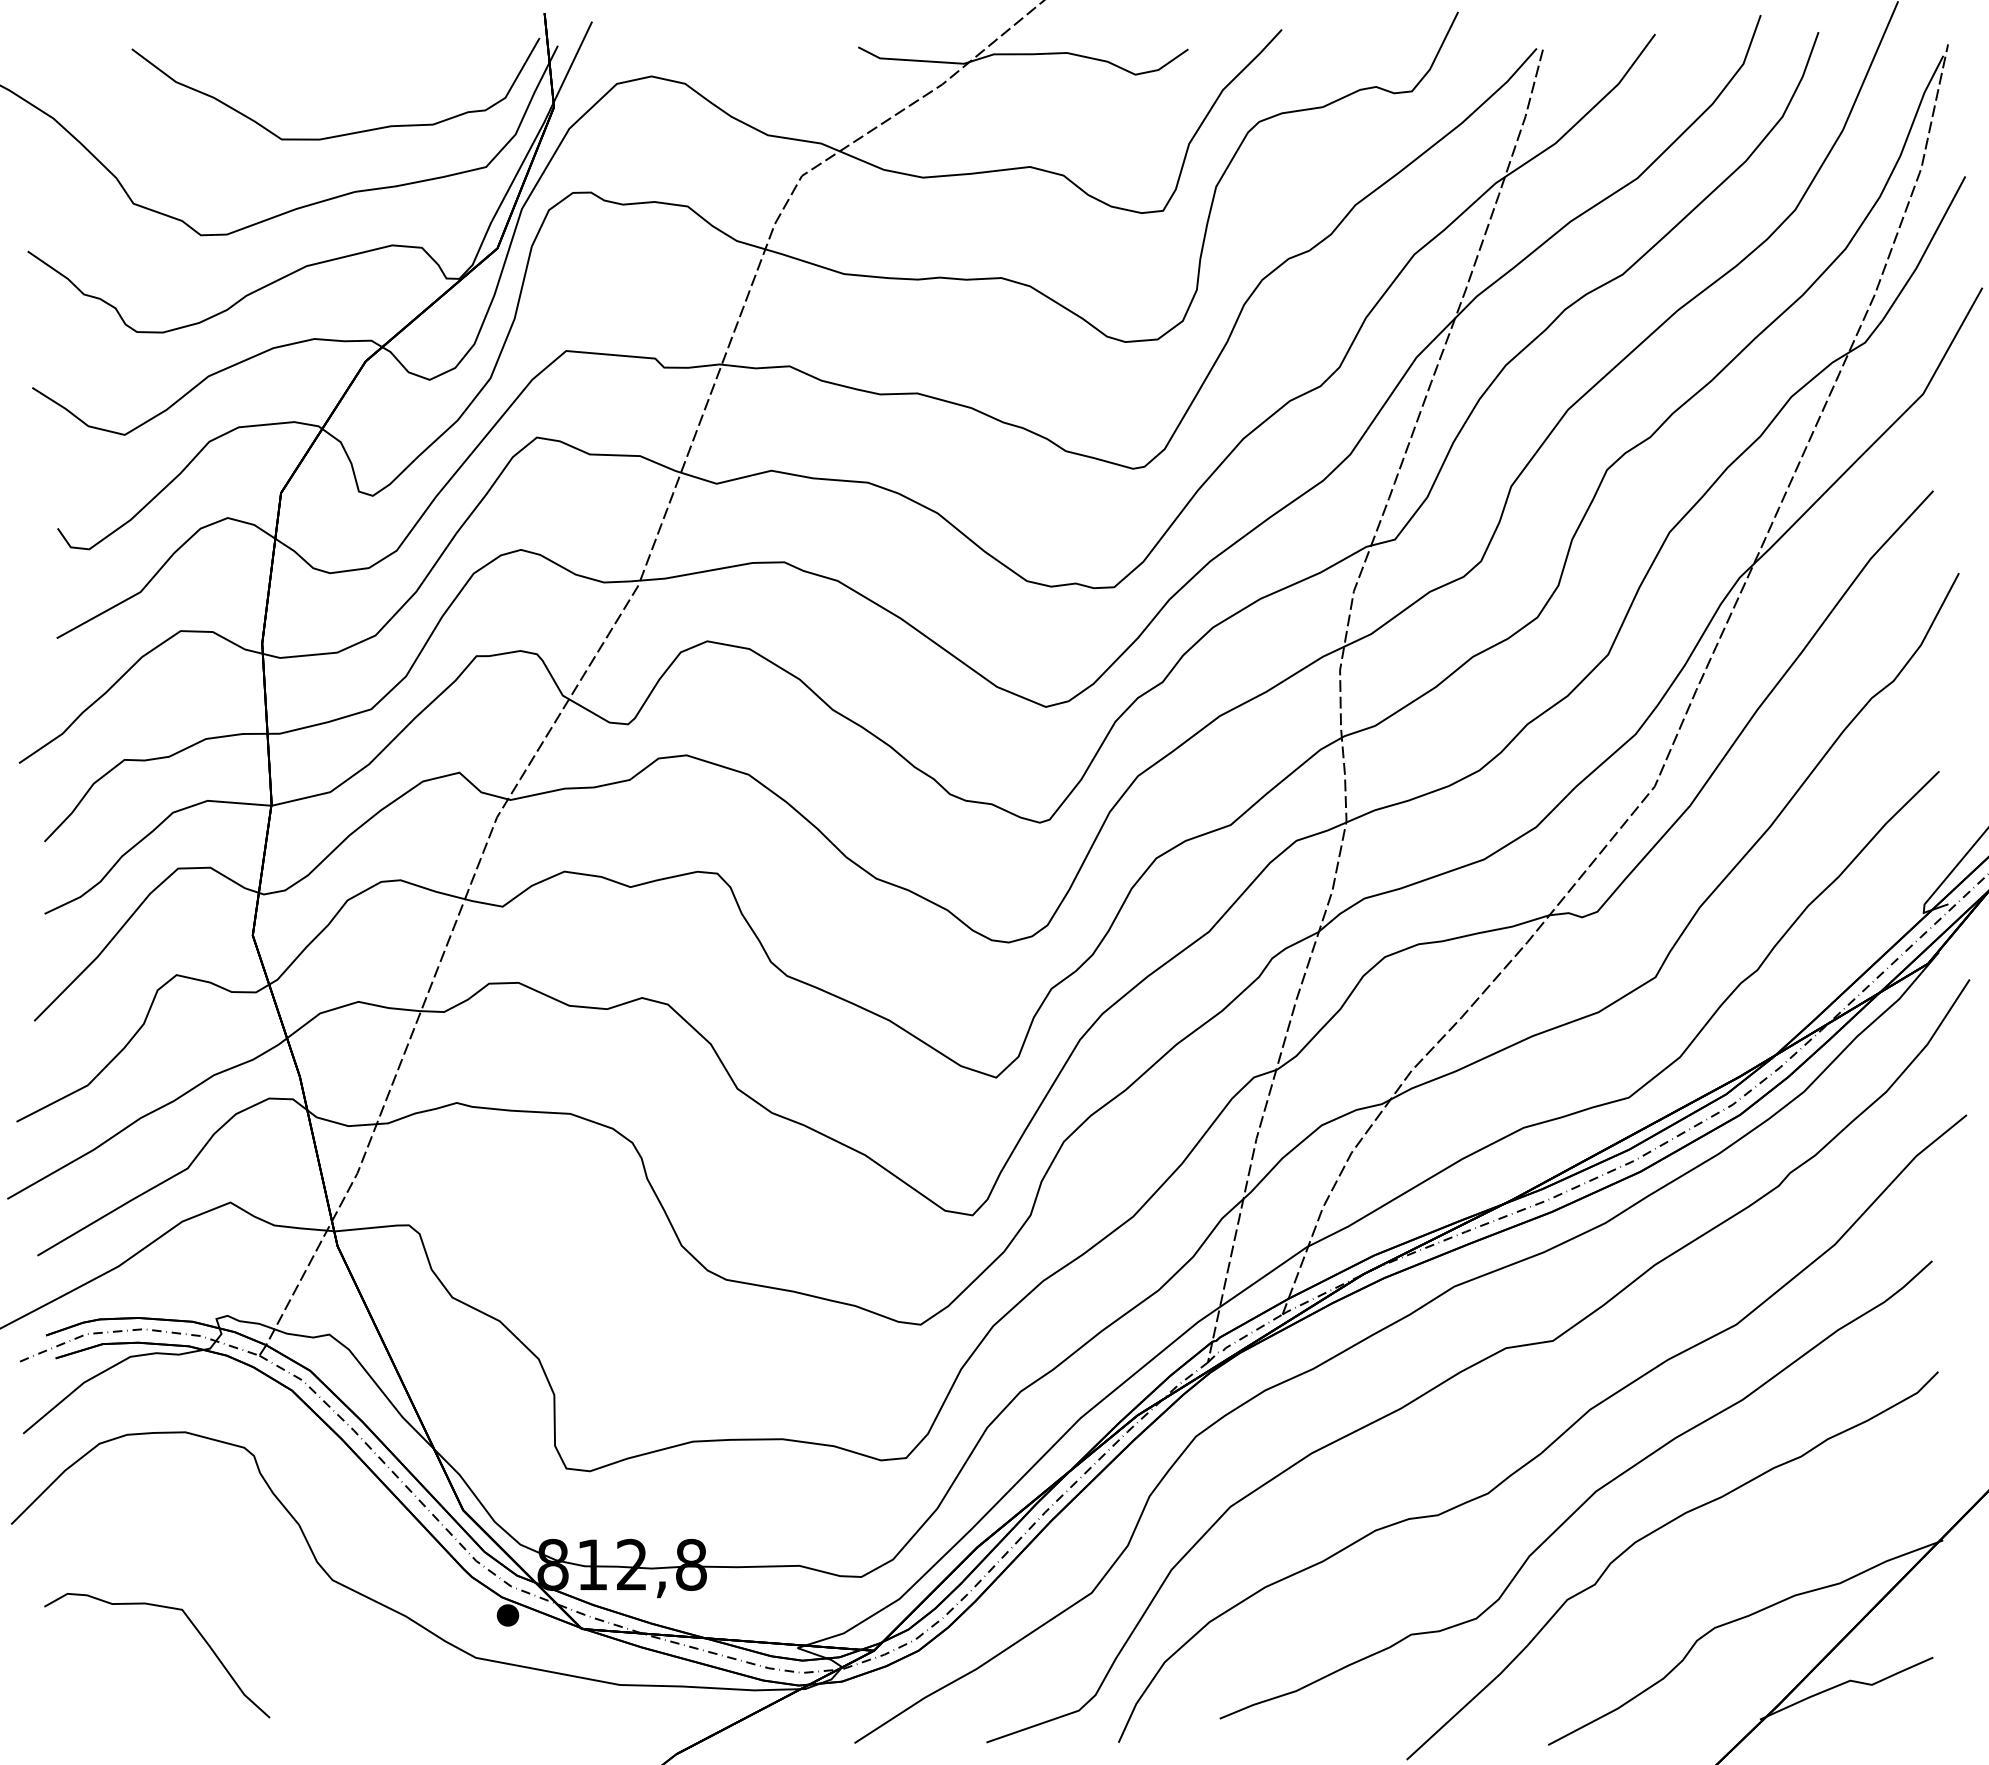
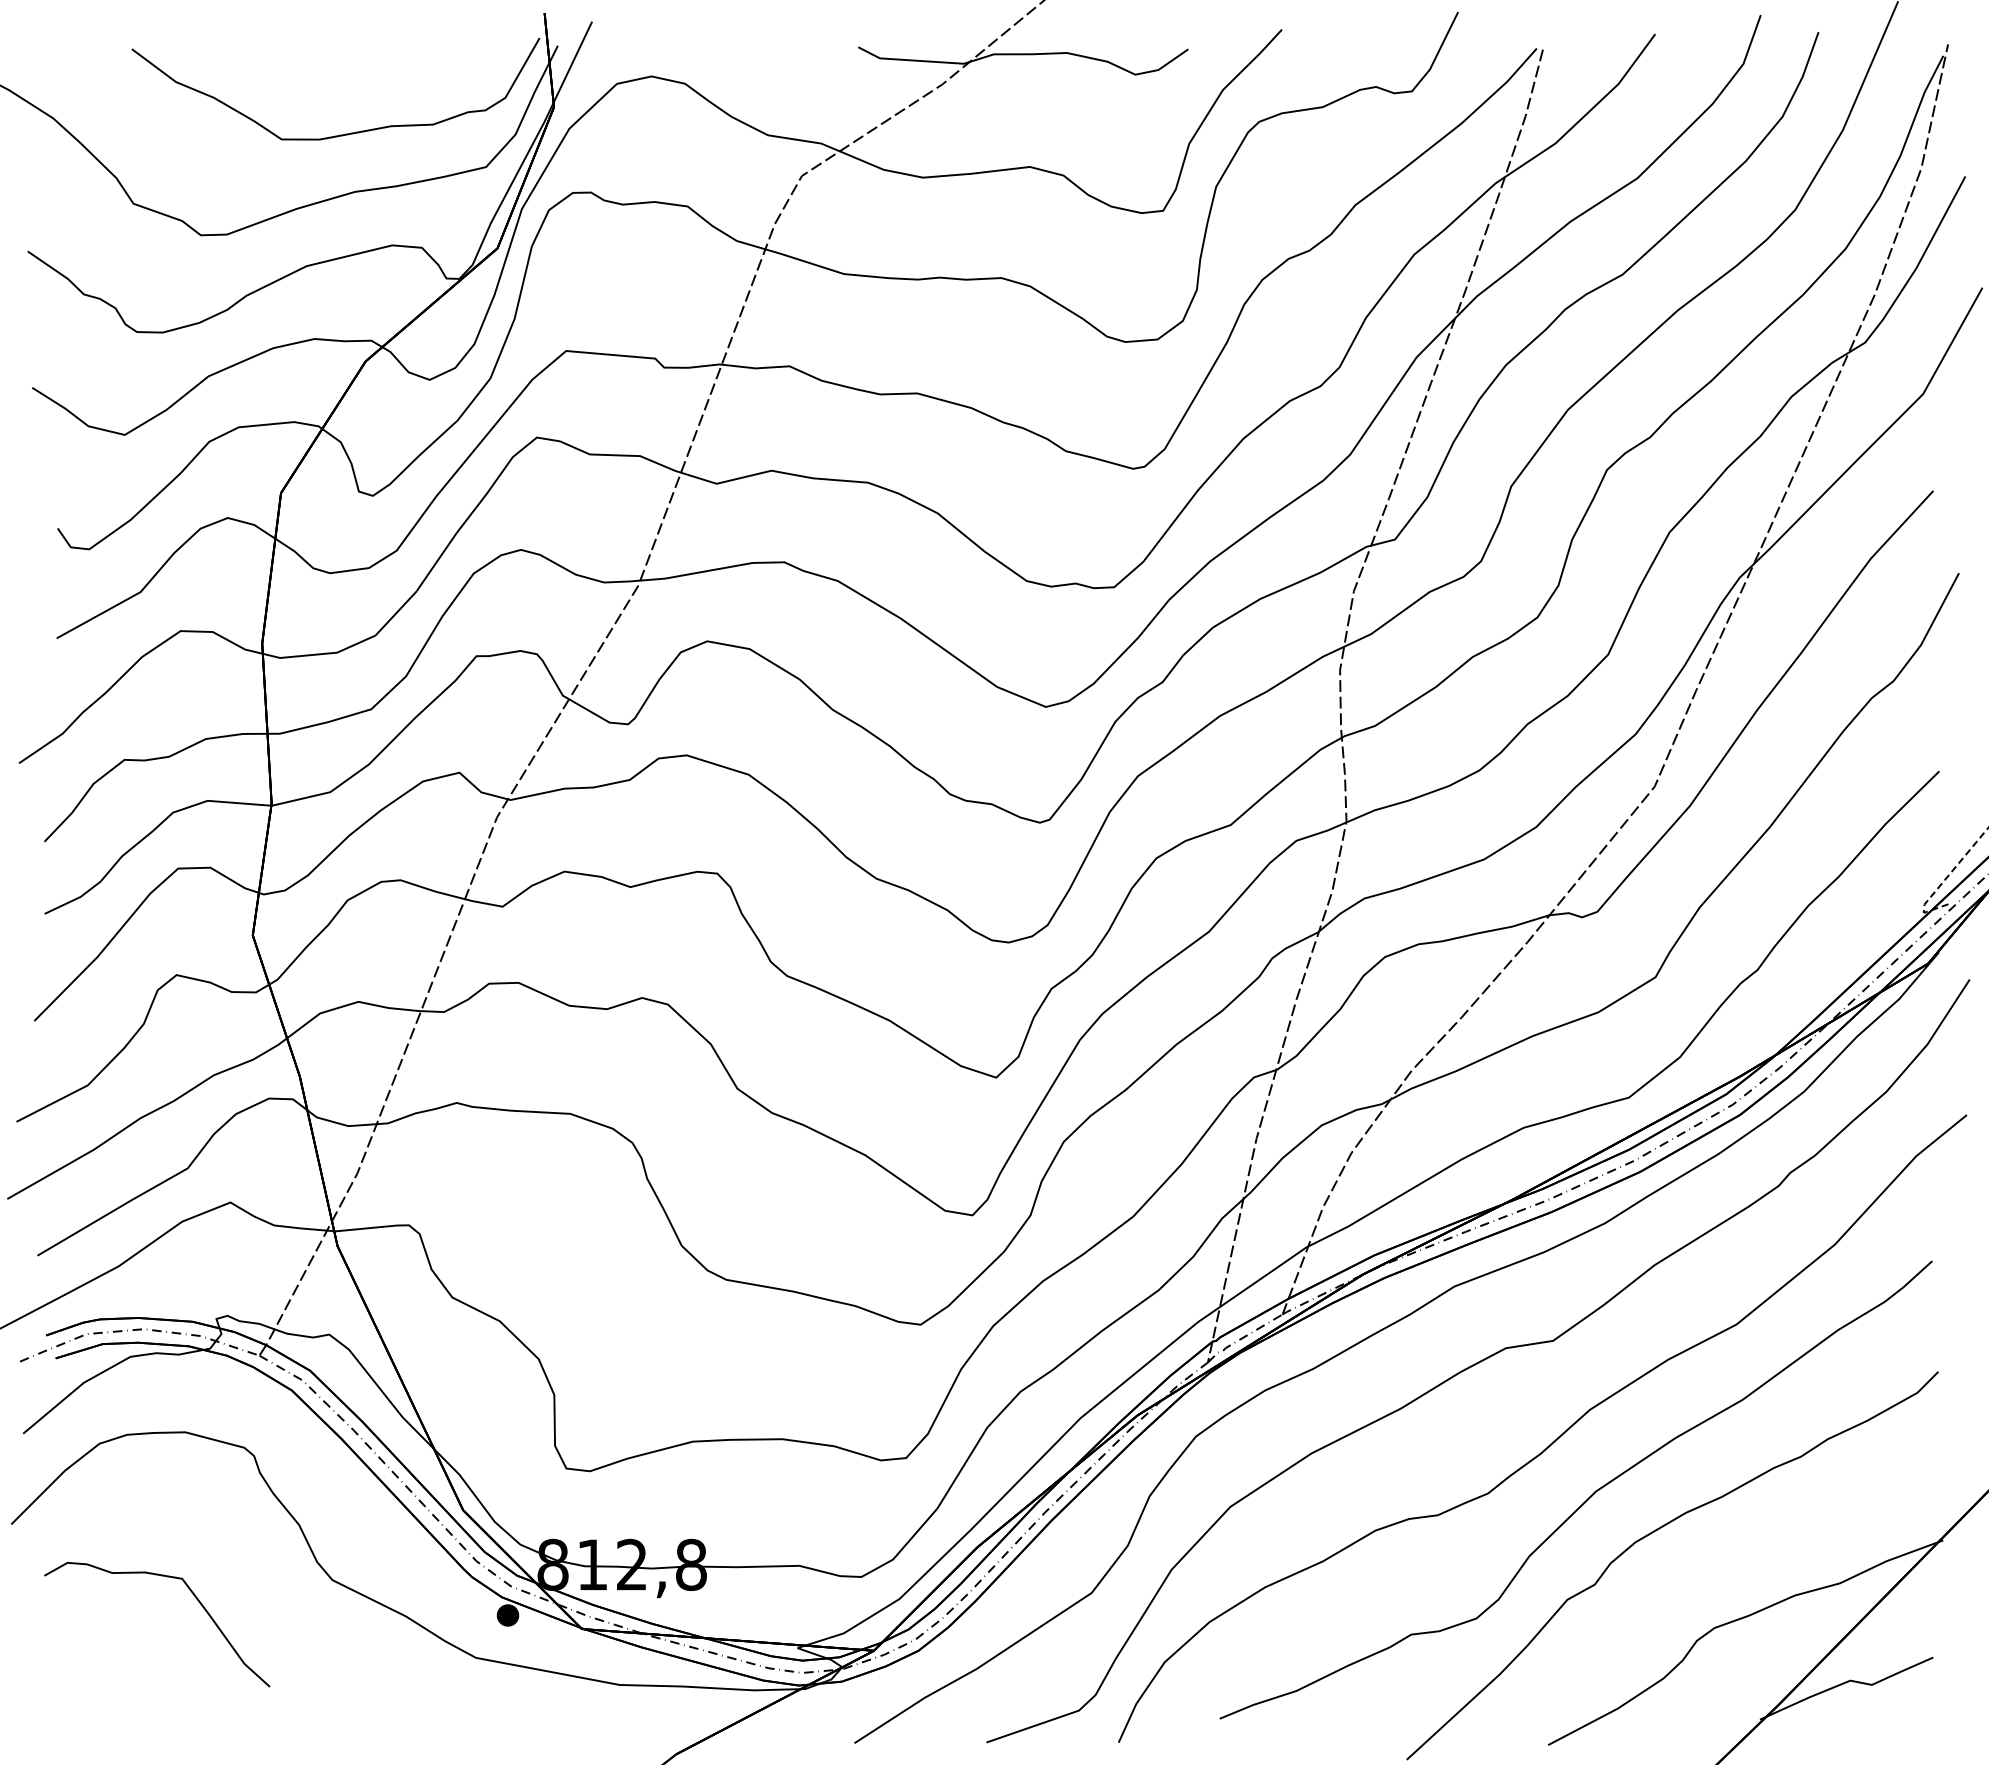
line: solid -> dashed (1944, 879)
curve position: (195, 1629) -> (195, 1598) (195, 1598)
